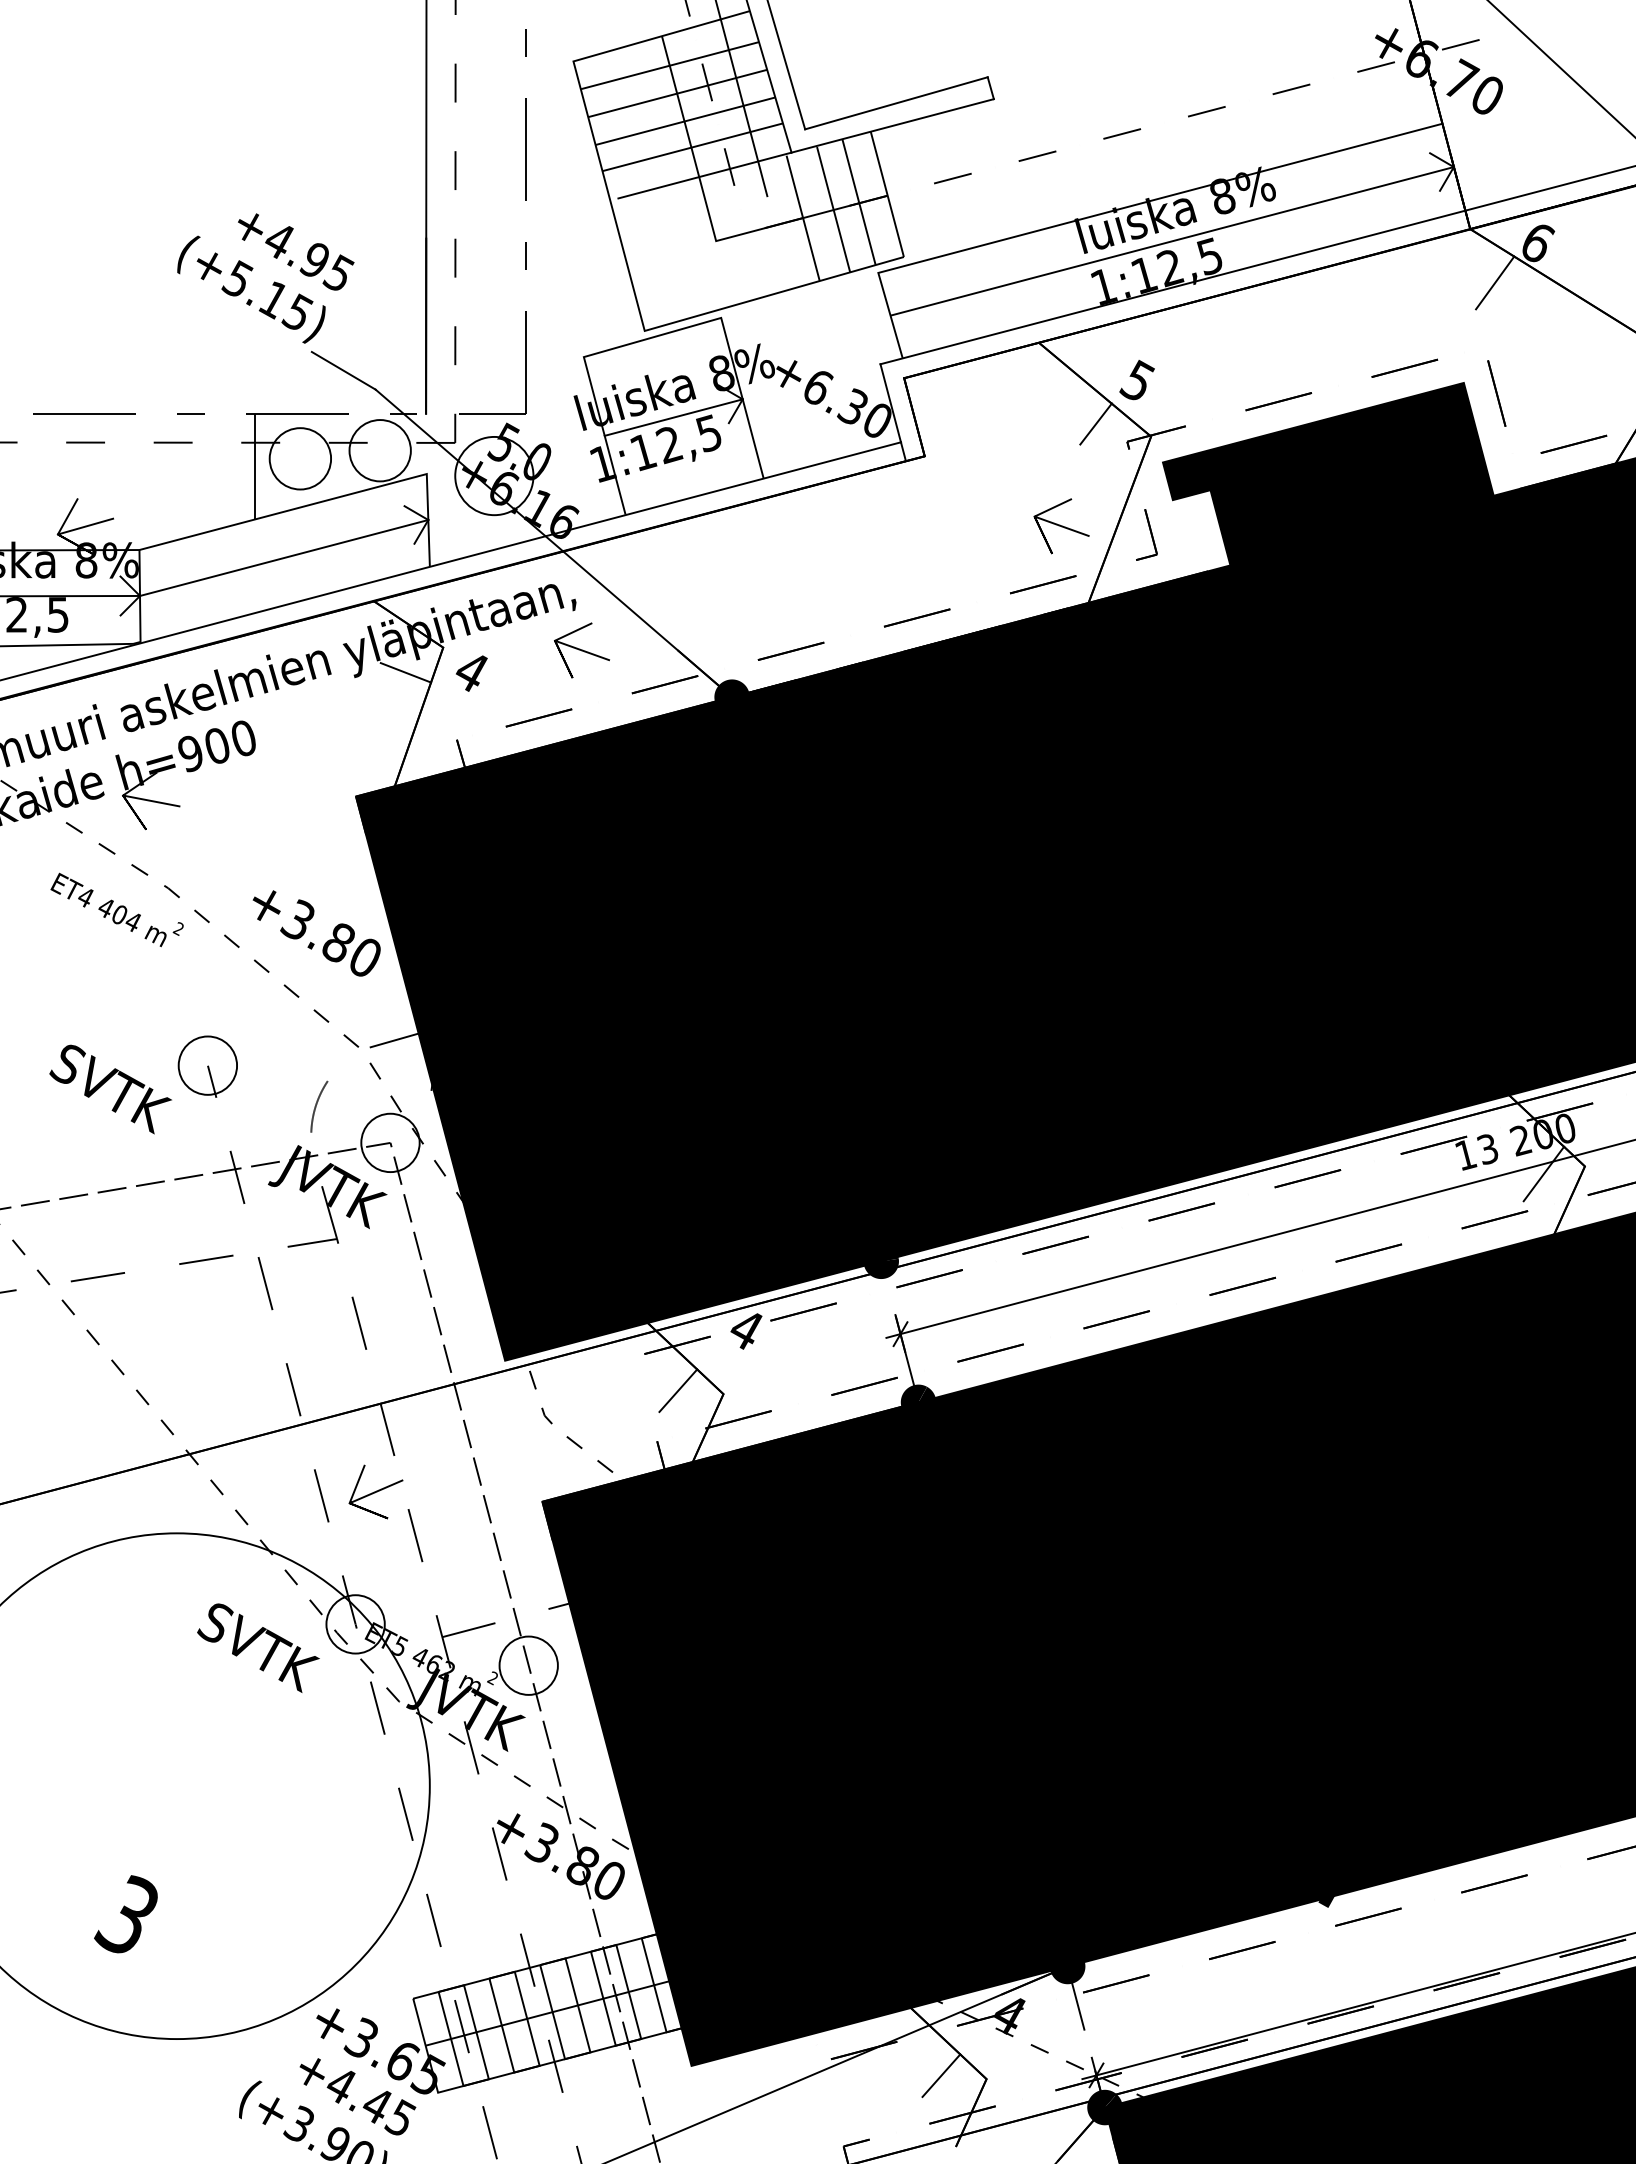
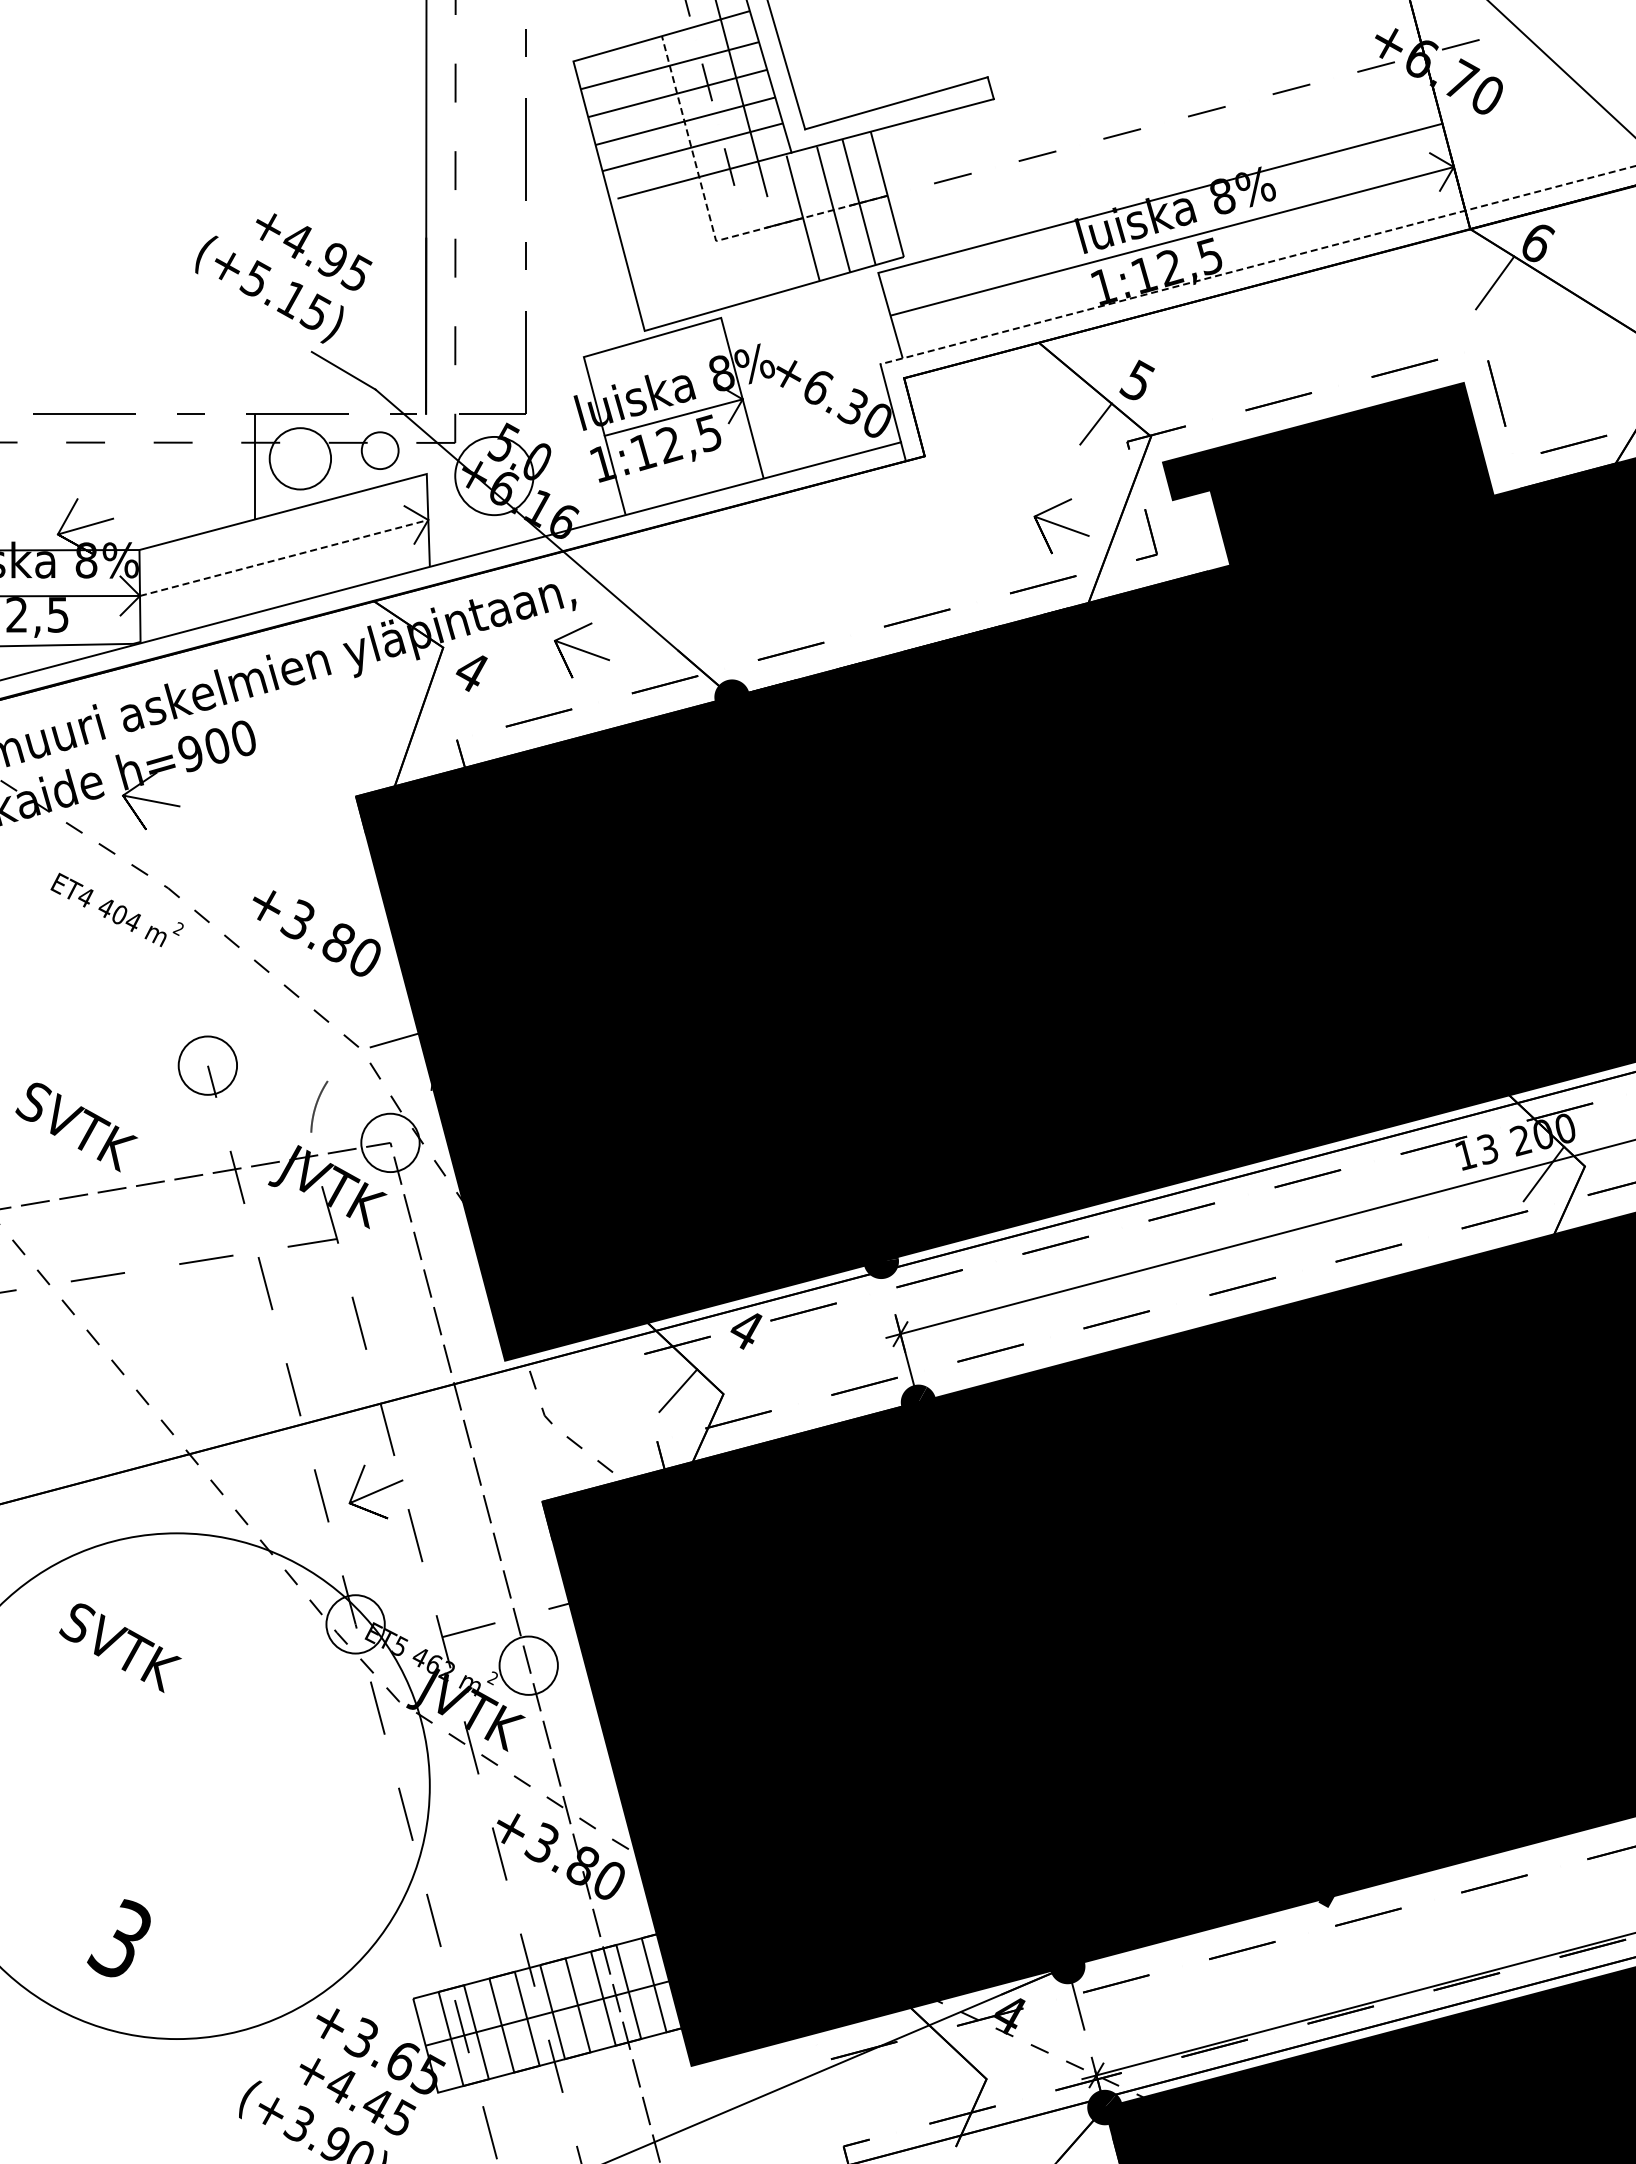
line: solid -> dashed (711, 224)
line: solid -> dashed (1257, 265)
text position: (265, 278) -> (283, 278) (283, 278)
circle diameter: 61 px -> 37 px (379, 450)
line: solid -> dashed (284, 557)
line: present -> none (405, 672)
text position: (110, 1089) -> (76, 1127) (76, 1127)
text position: (258, 1647) -> (120, 1647) (120, 1647)
text position: (125, 1914) -> (118, 1938) (118, 1938)
line: present -> none (941, 2075)
